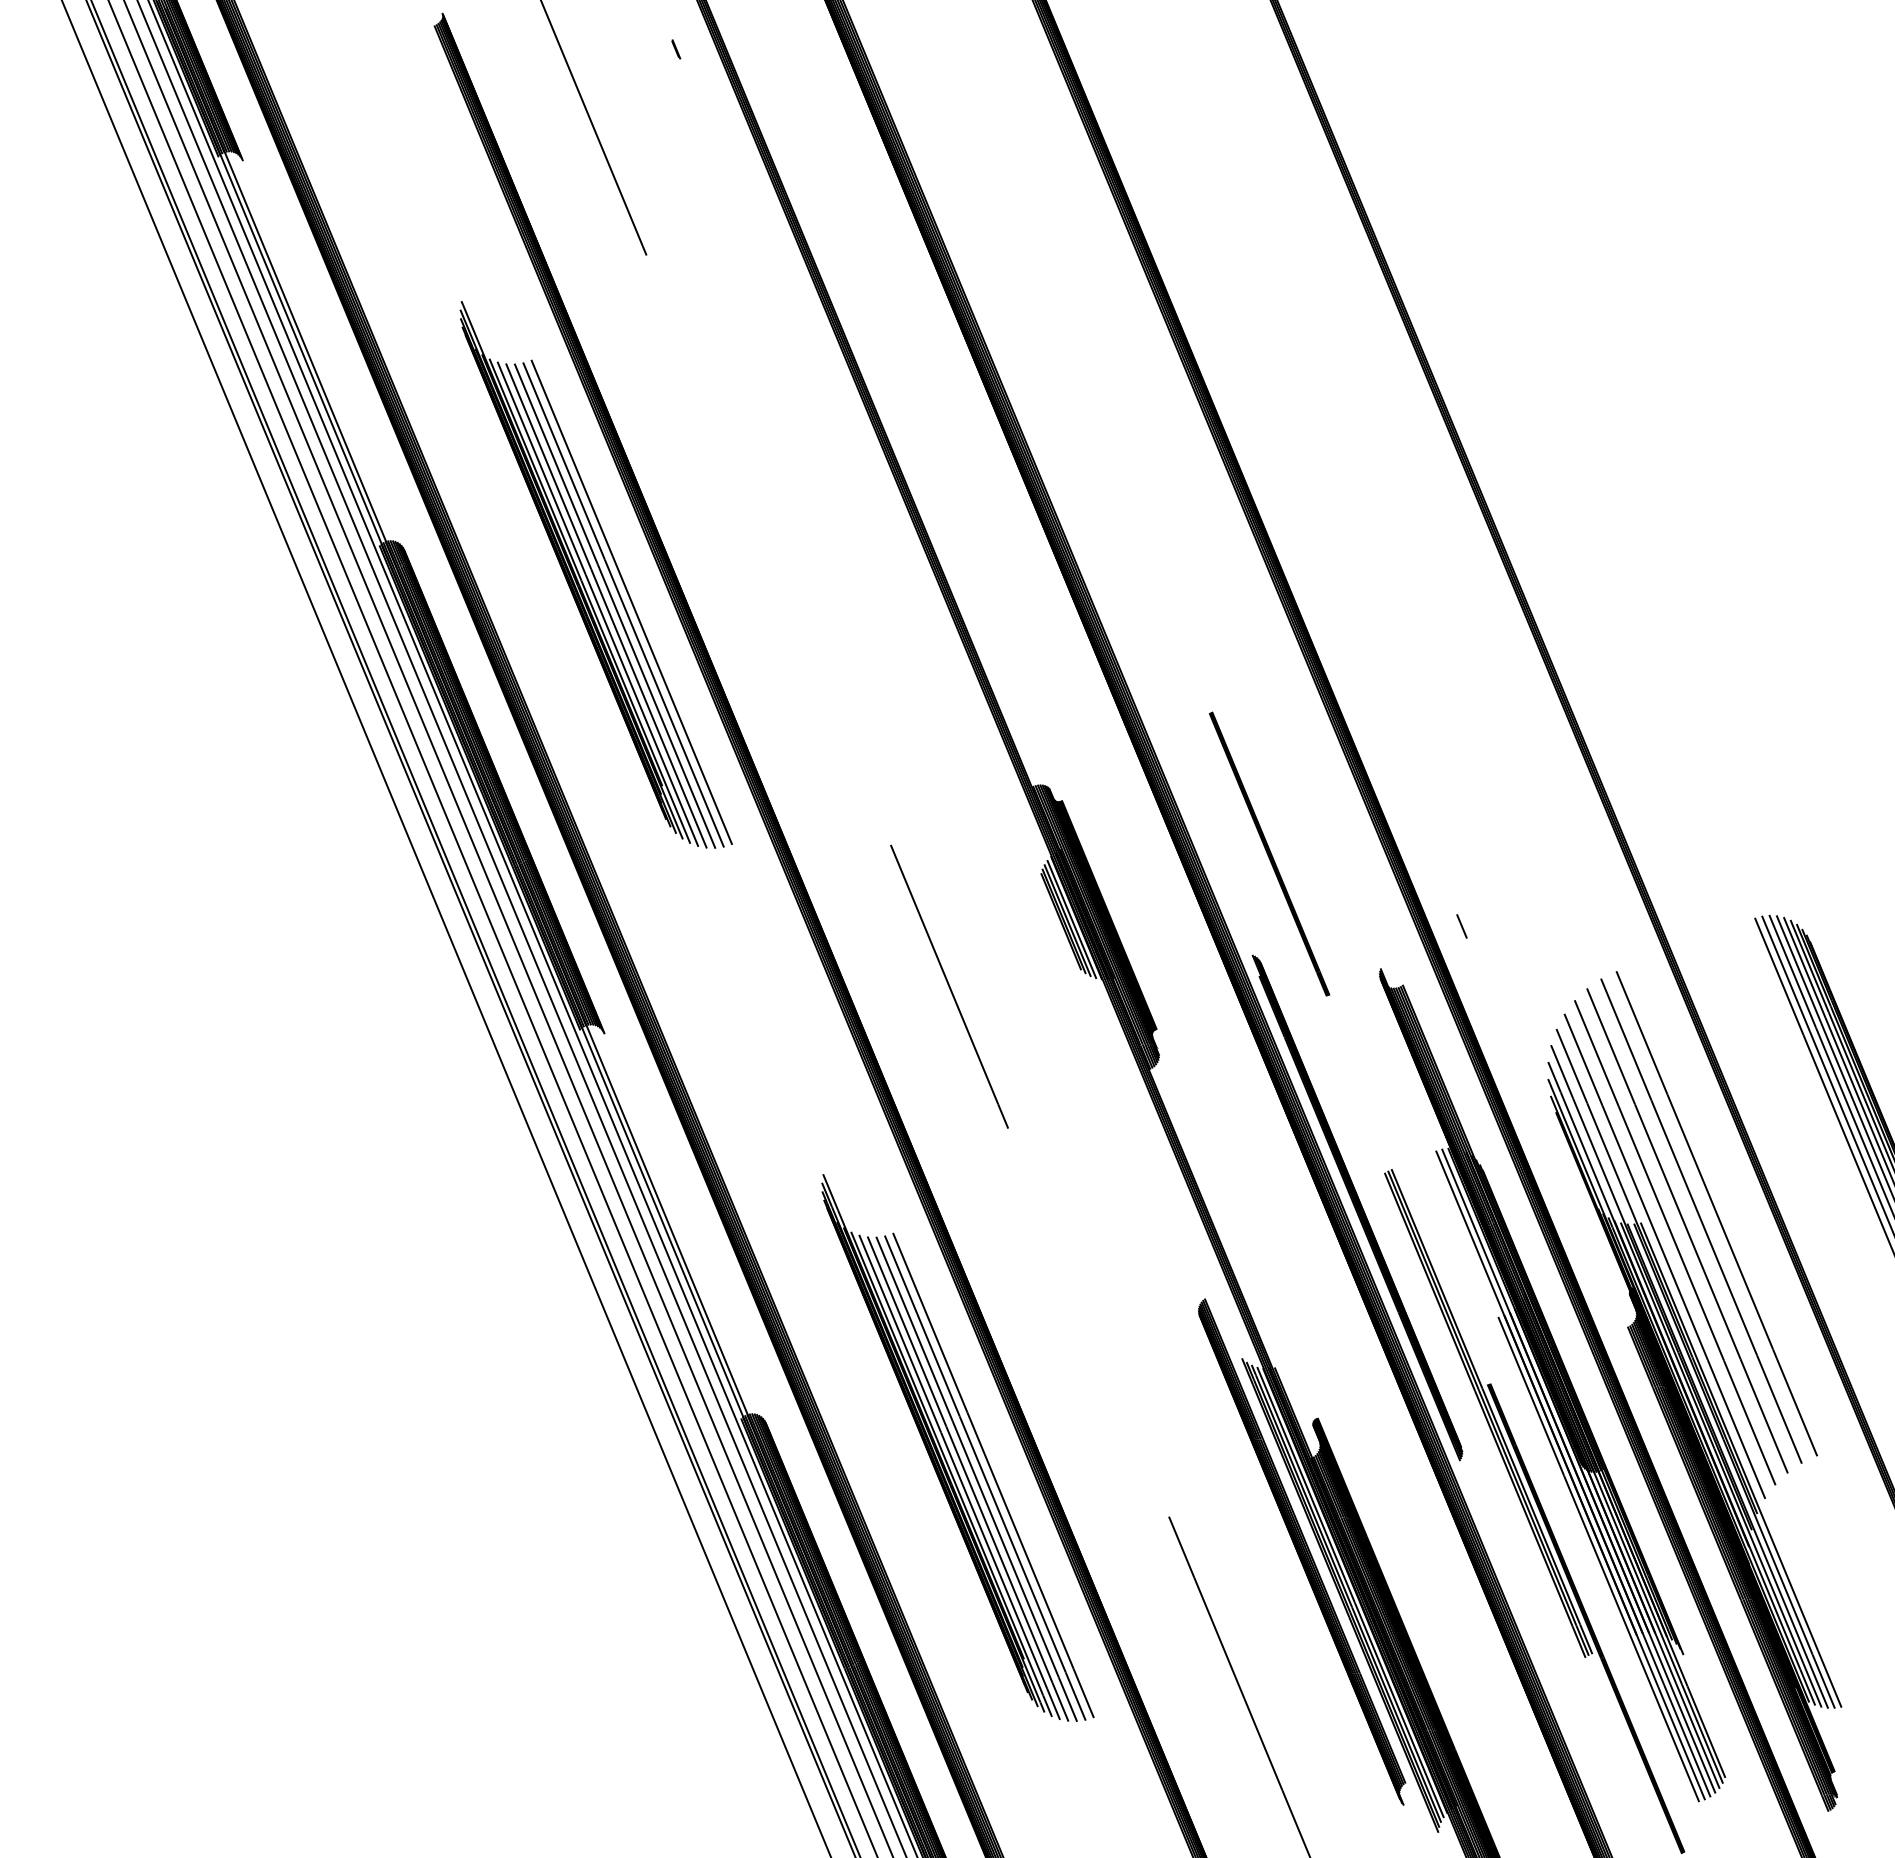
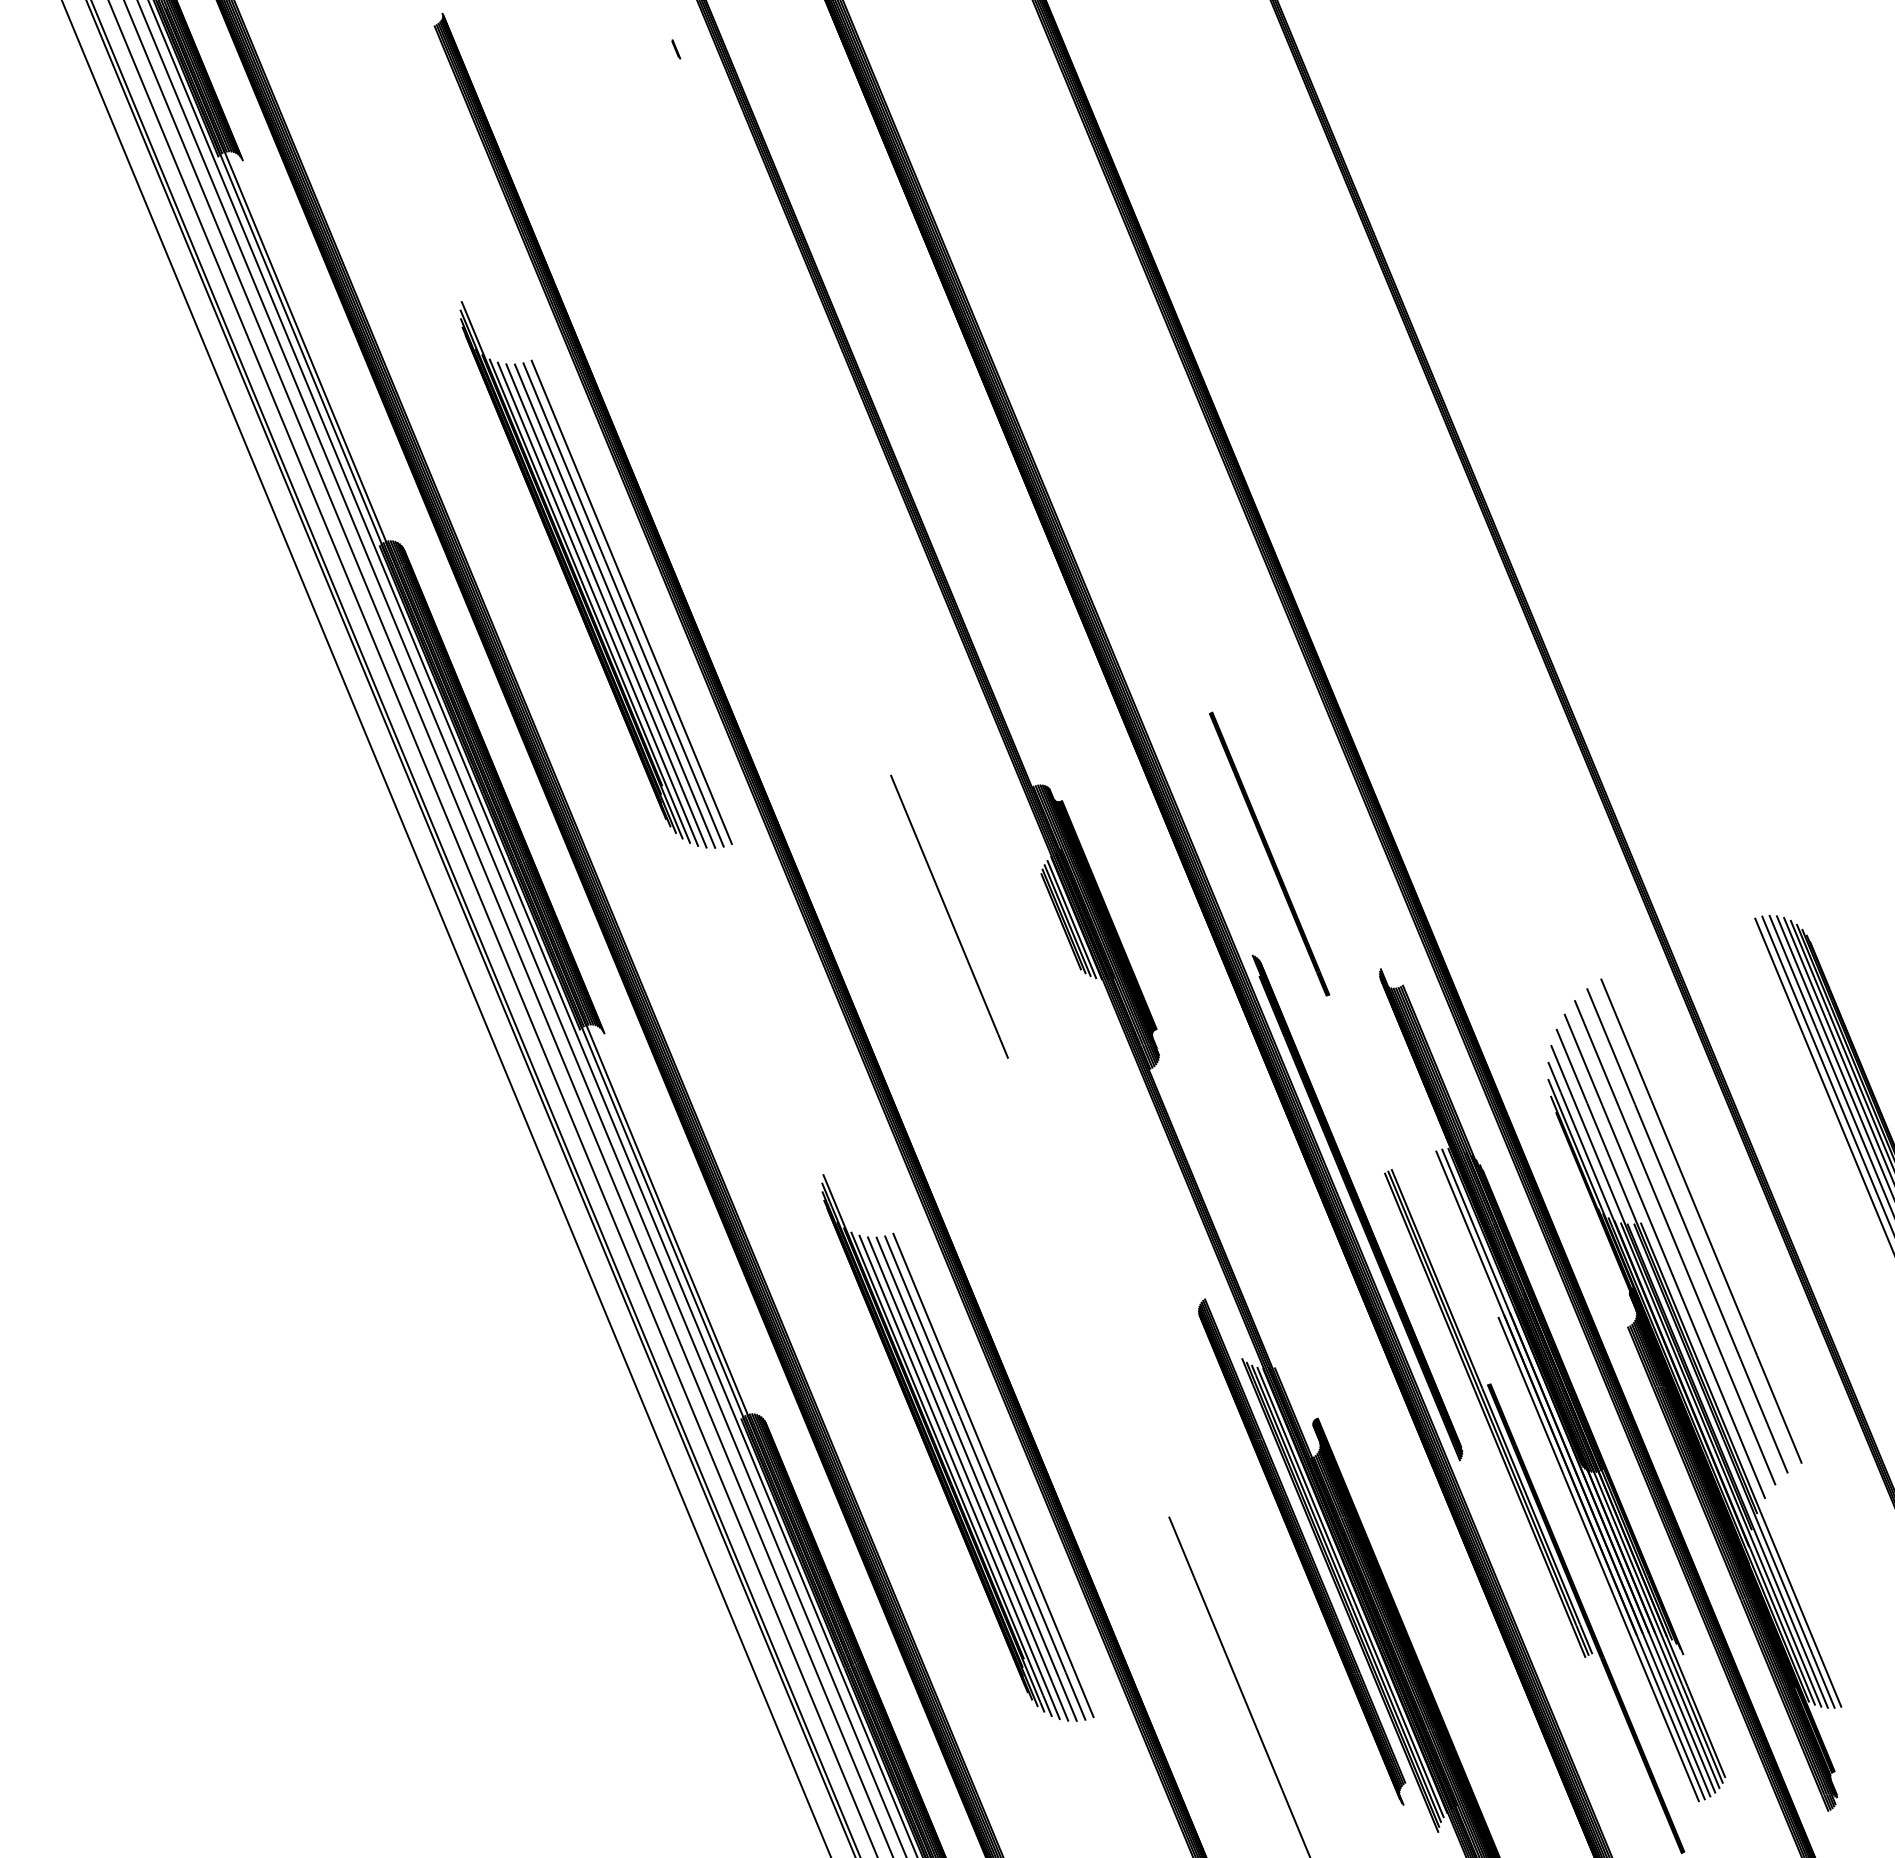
line: present -> none (593, 128)
line: present -> none (1461, 926)
line position: (949, 986) -> (949, 916) (949, 916)
line: present -> none (1716, 1213)
